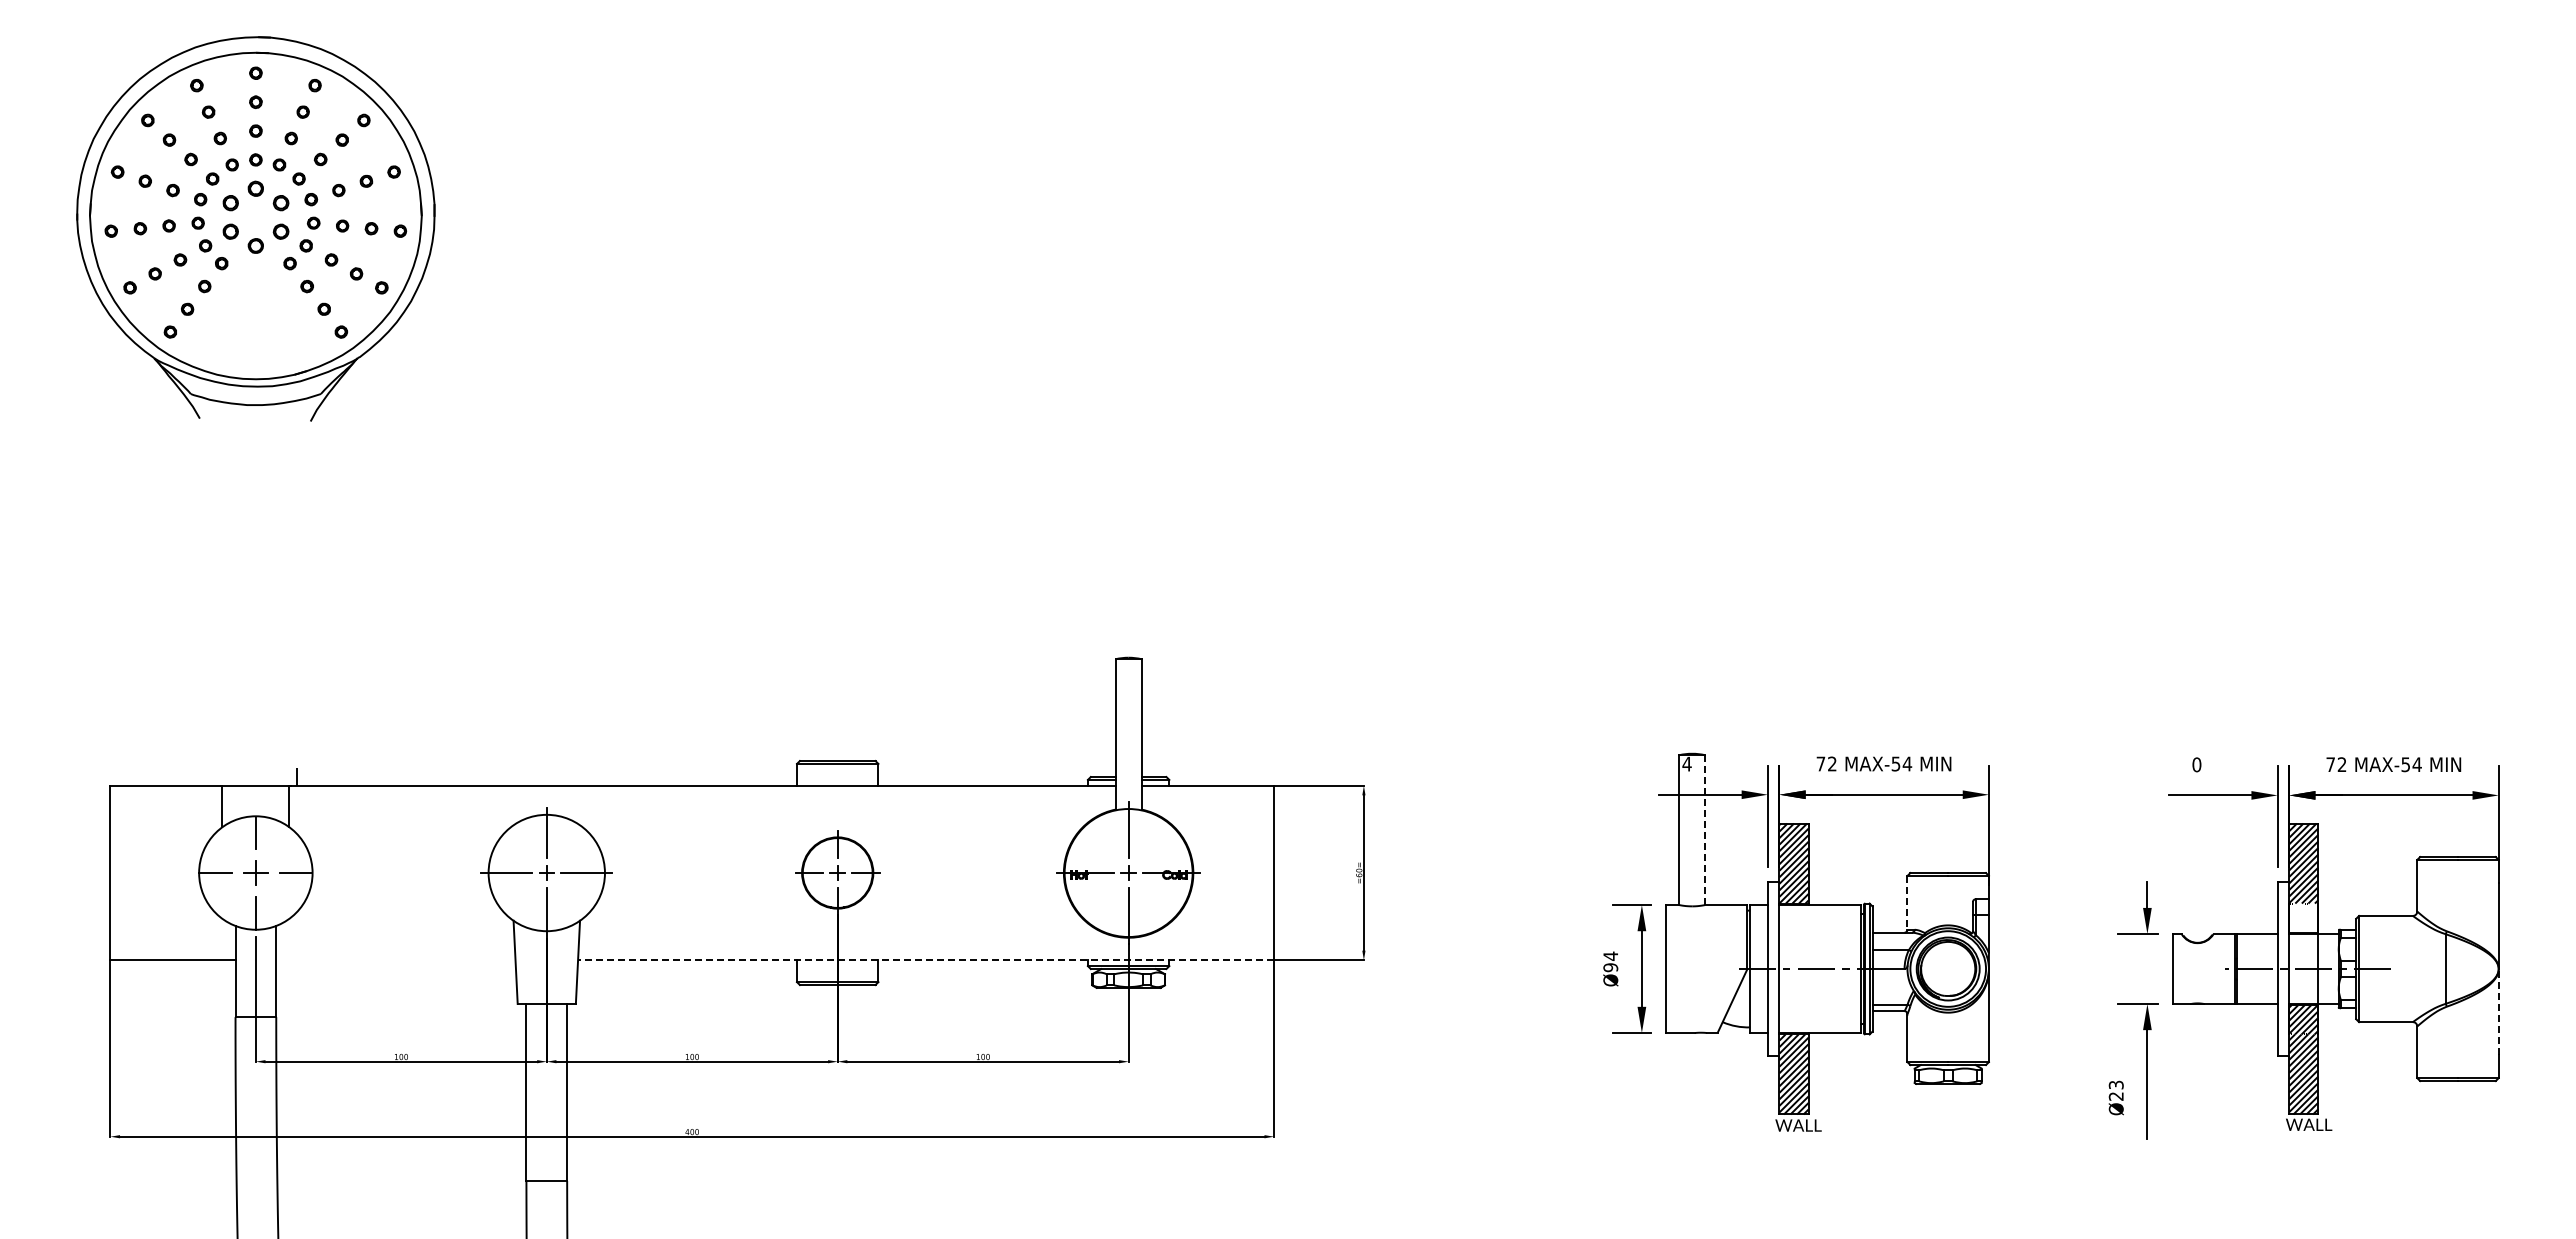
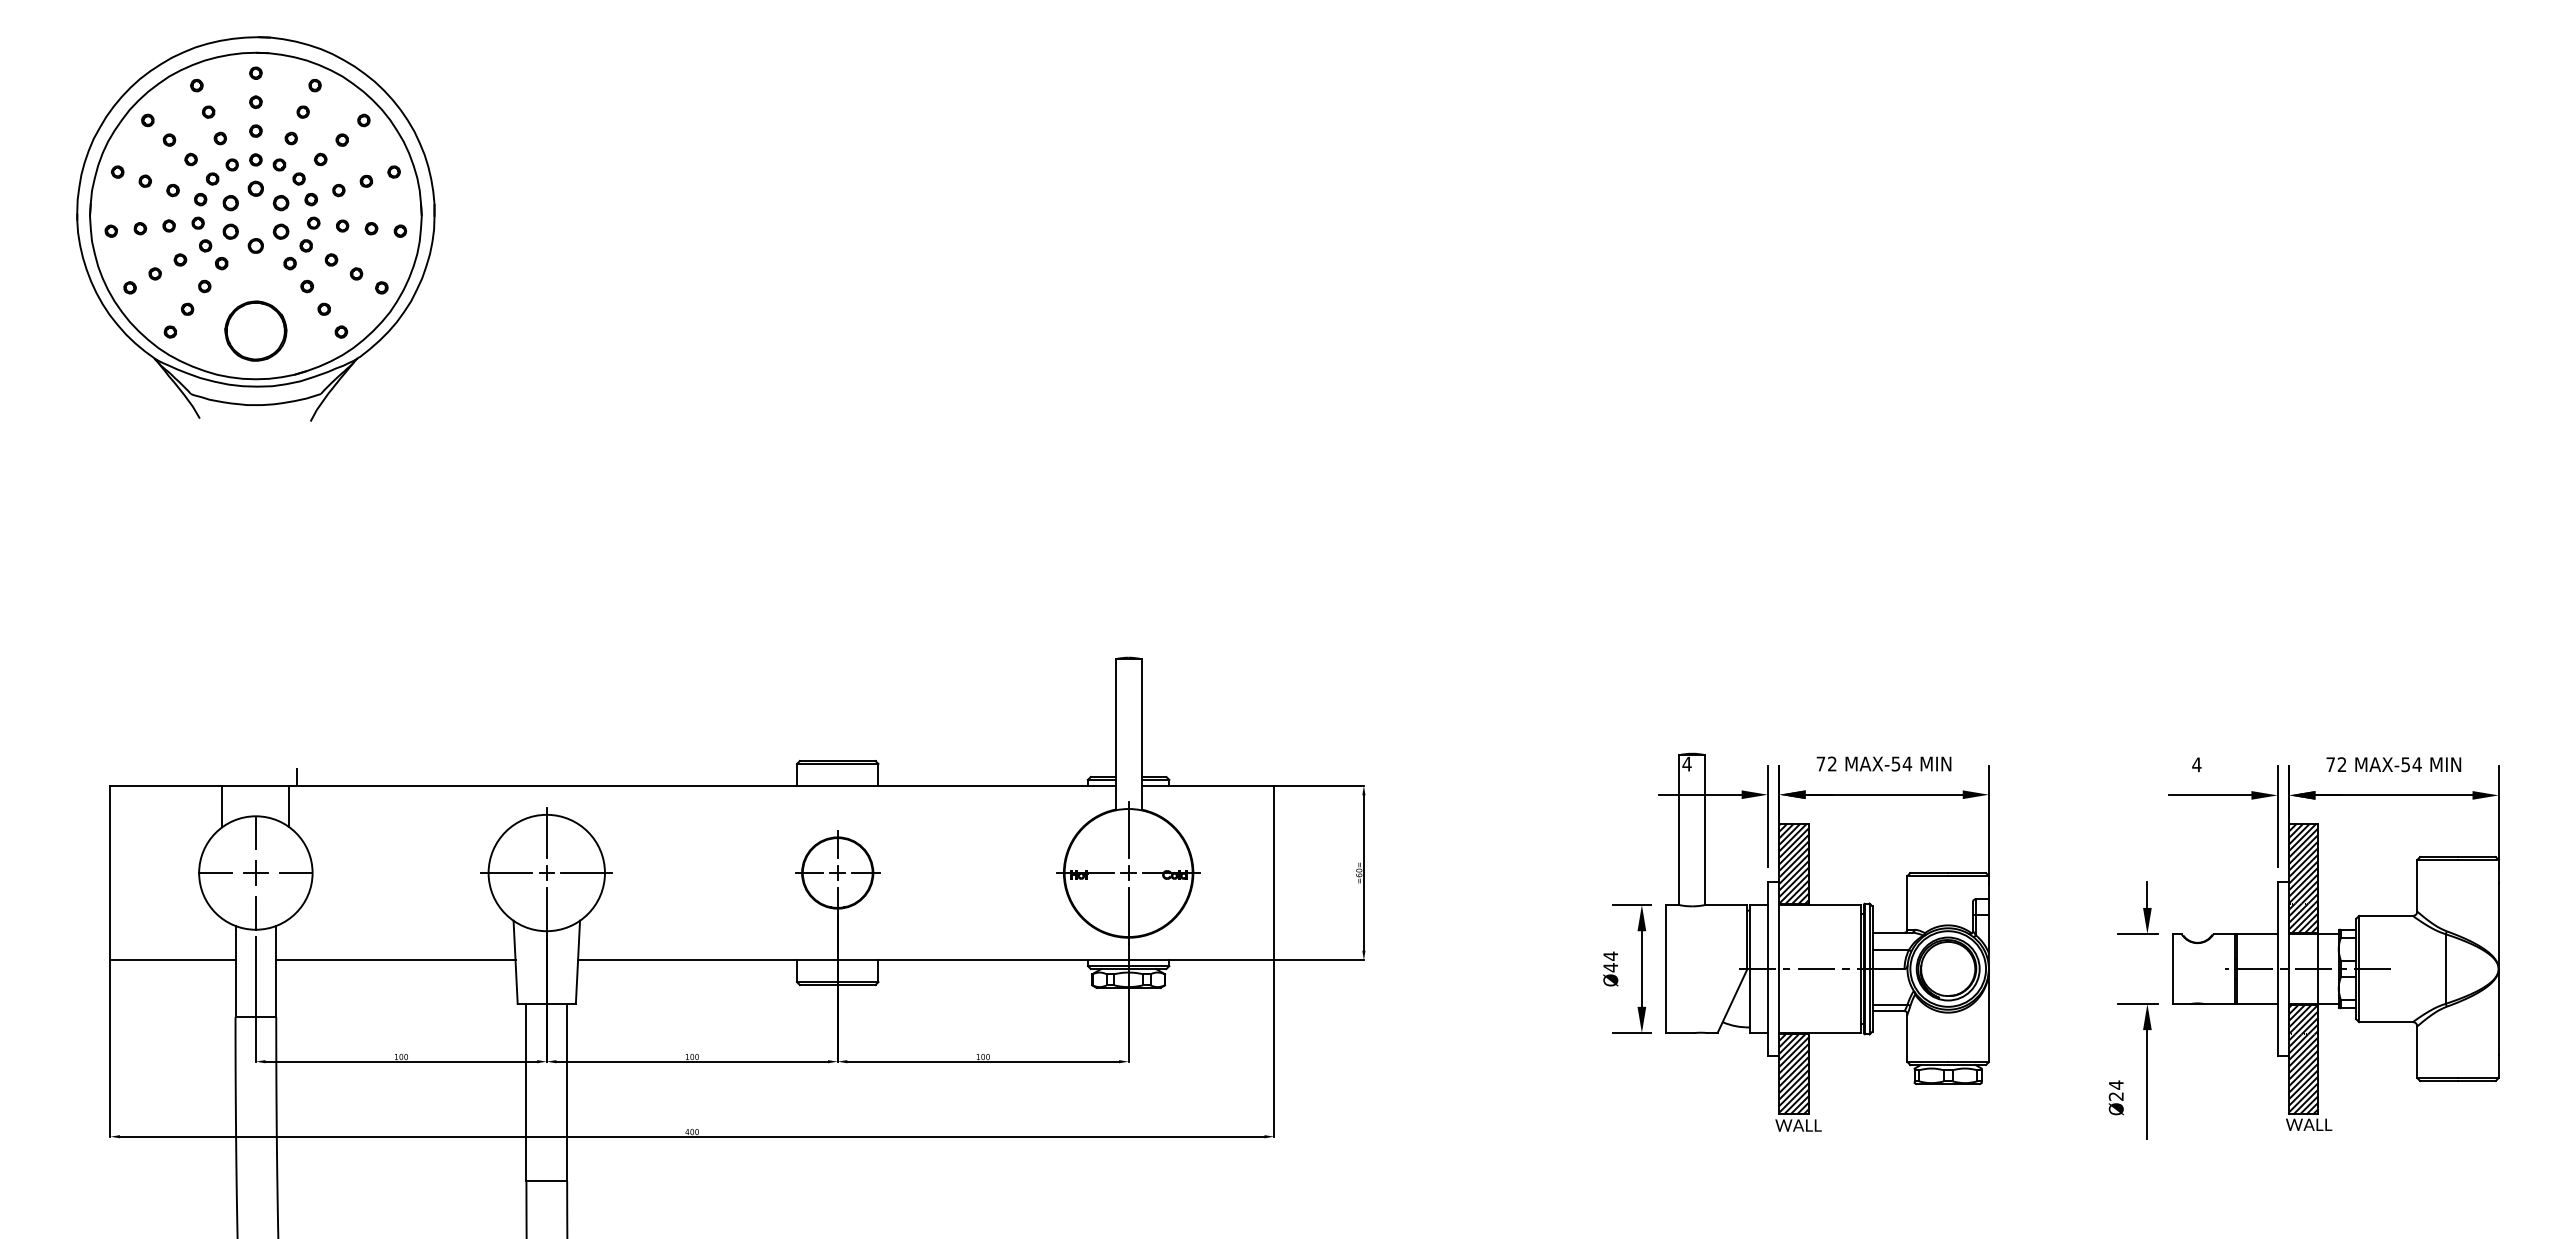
part: none -> present (255, 330)
text: 0 -> 4 (2196, 764)
line: dashed -> solid (1705, 830)
line: dashed -> solid (1907, 902)
hatch: none -> present (2303, 917)
line: none -> present (395, 960)
line: dashed -> solid (925, 960)
text: Ø94 -> Ø44 (1610, 967)
line: dashed -> solid (2498, 1011)
text: Ø23 -> Ø24 (2115, 1084)
